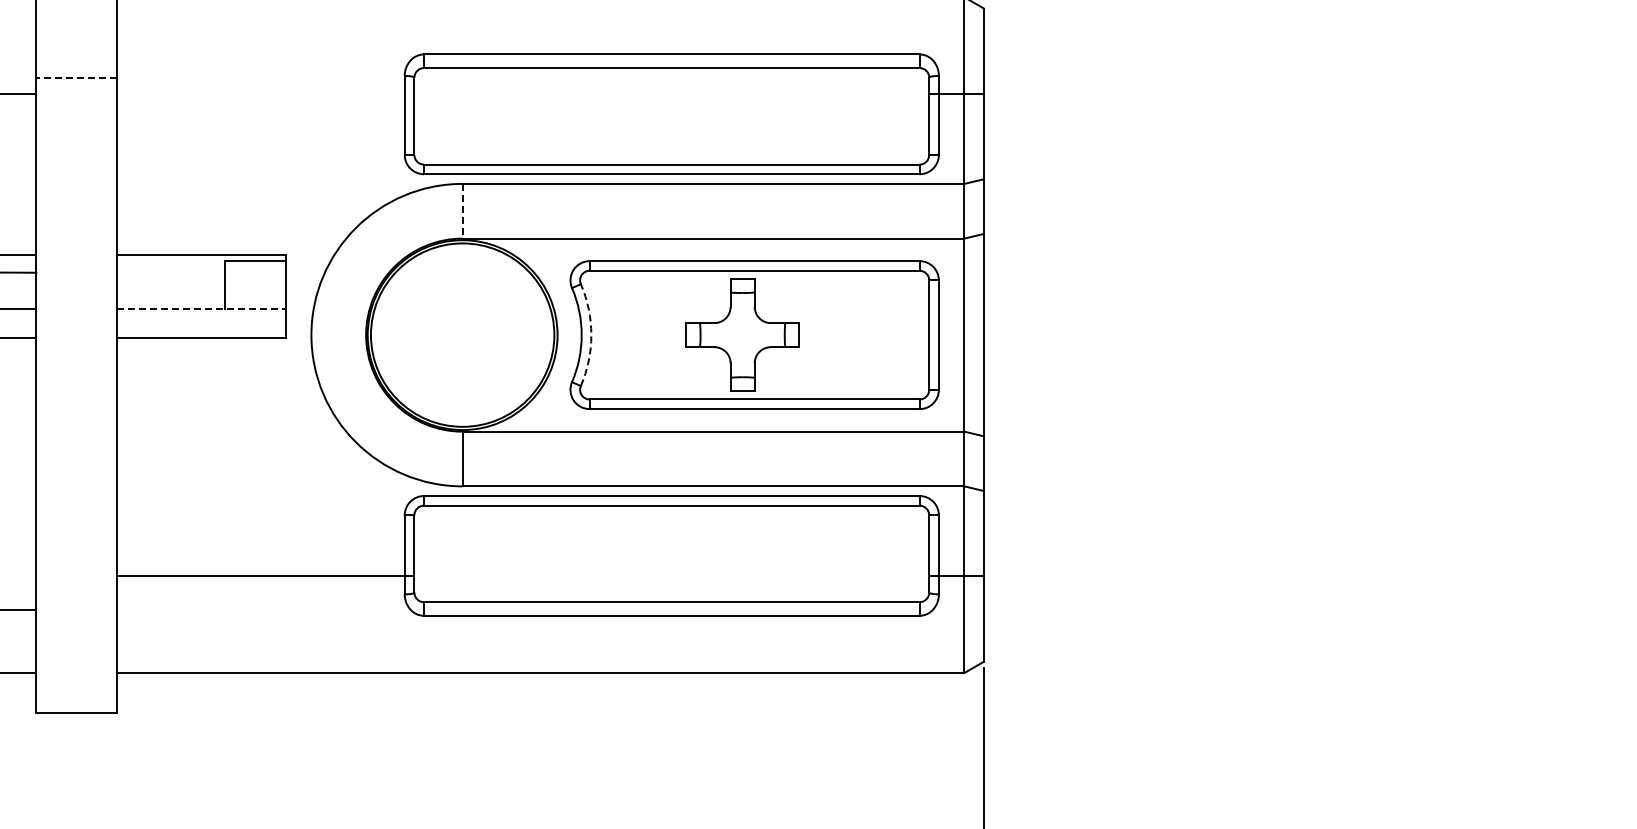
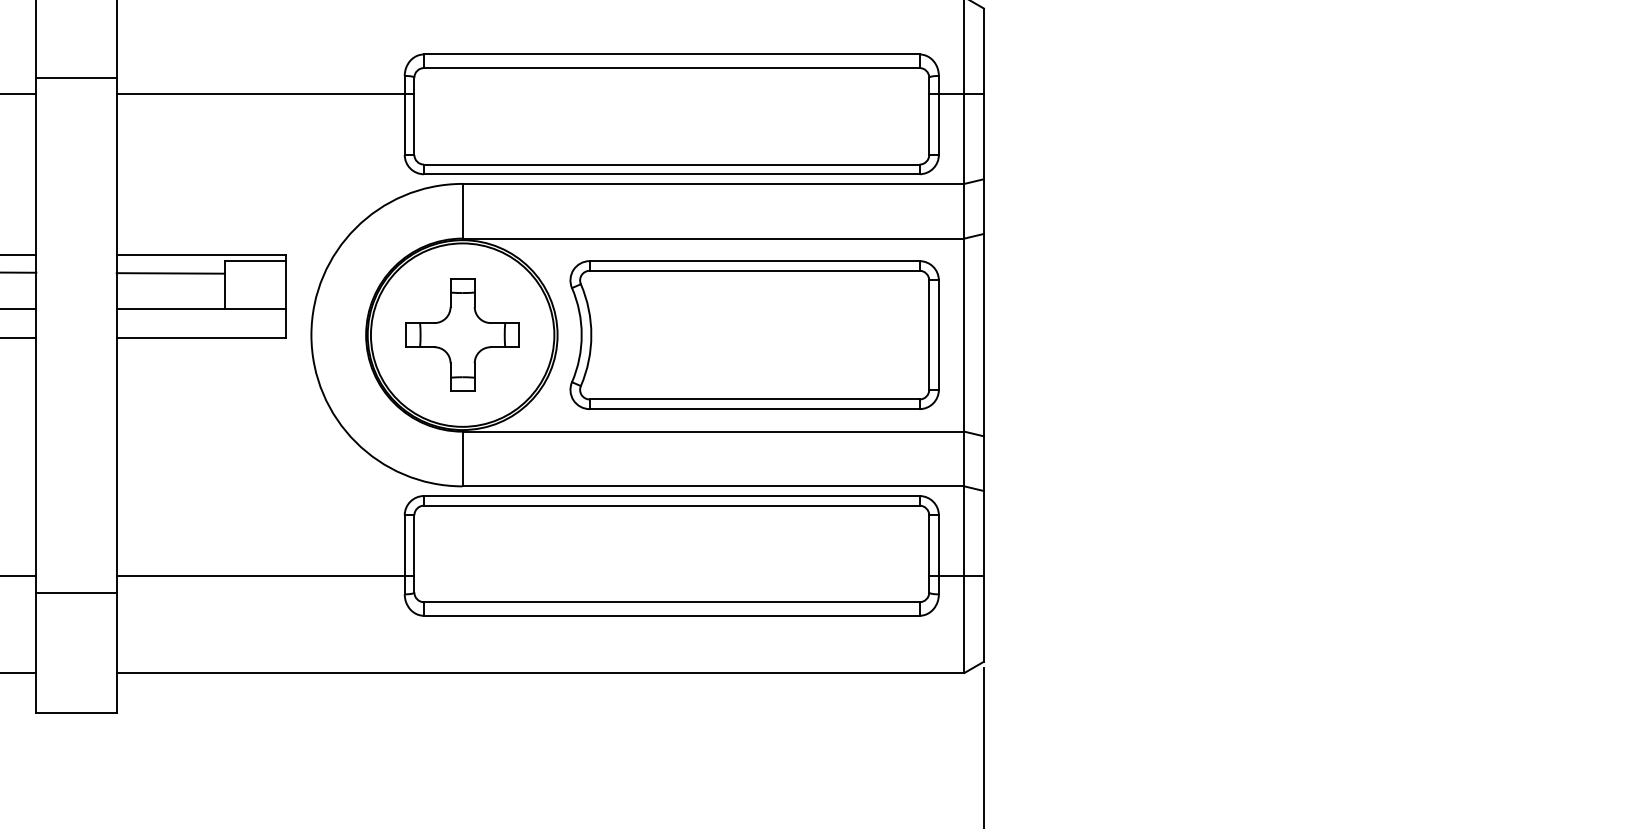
line: dashed -> solid (76, 77)
line: none -> present (265, 93)
line: dashed -> solid (462, 211)
line: none -> present (170, 273)
line: dashed -> solid (201, 309)
part position: (742, 334) -> (462, 334) (462, 334)
arc: dashed -> solid (591, 335)
line: none -> present (76, 592)
line position: (19, 610) -> (19, 576) (19, 576)
